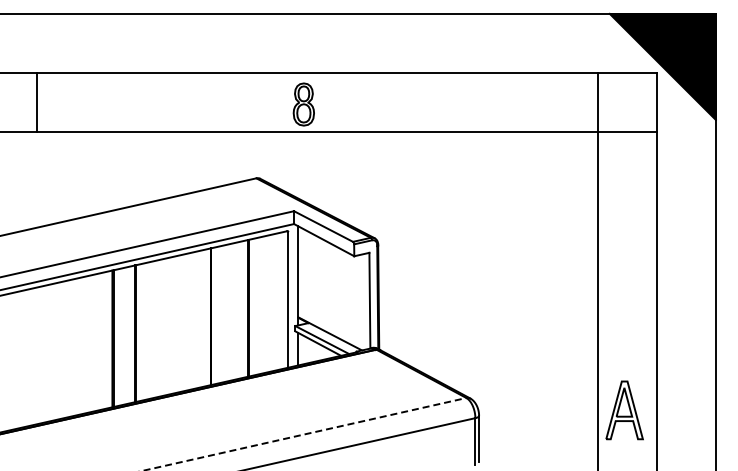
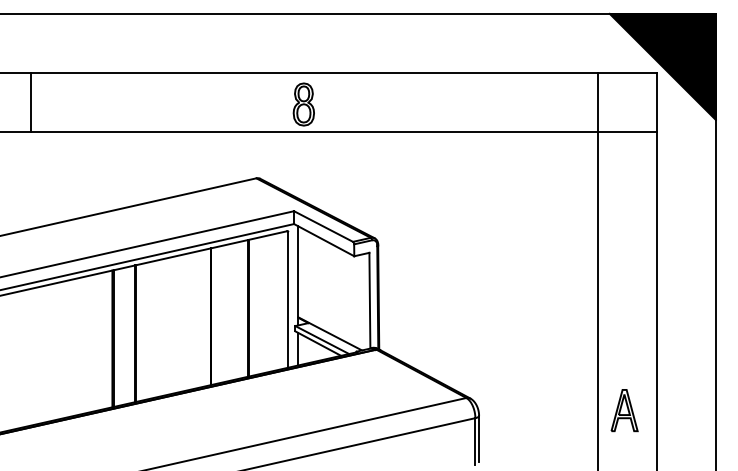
line position: (36, 101) -> (30, 101) (30, 101)
part size: 39x61 px -> 29x44 px (624, 410)
line: dashed -> solid (304, 434)
